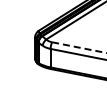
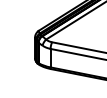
line: dashed -> solid (79, 47)
